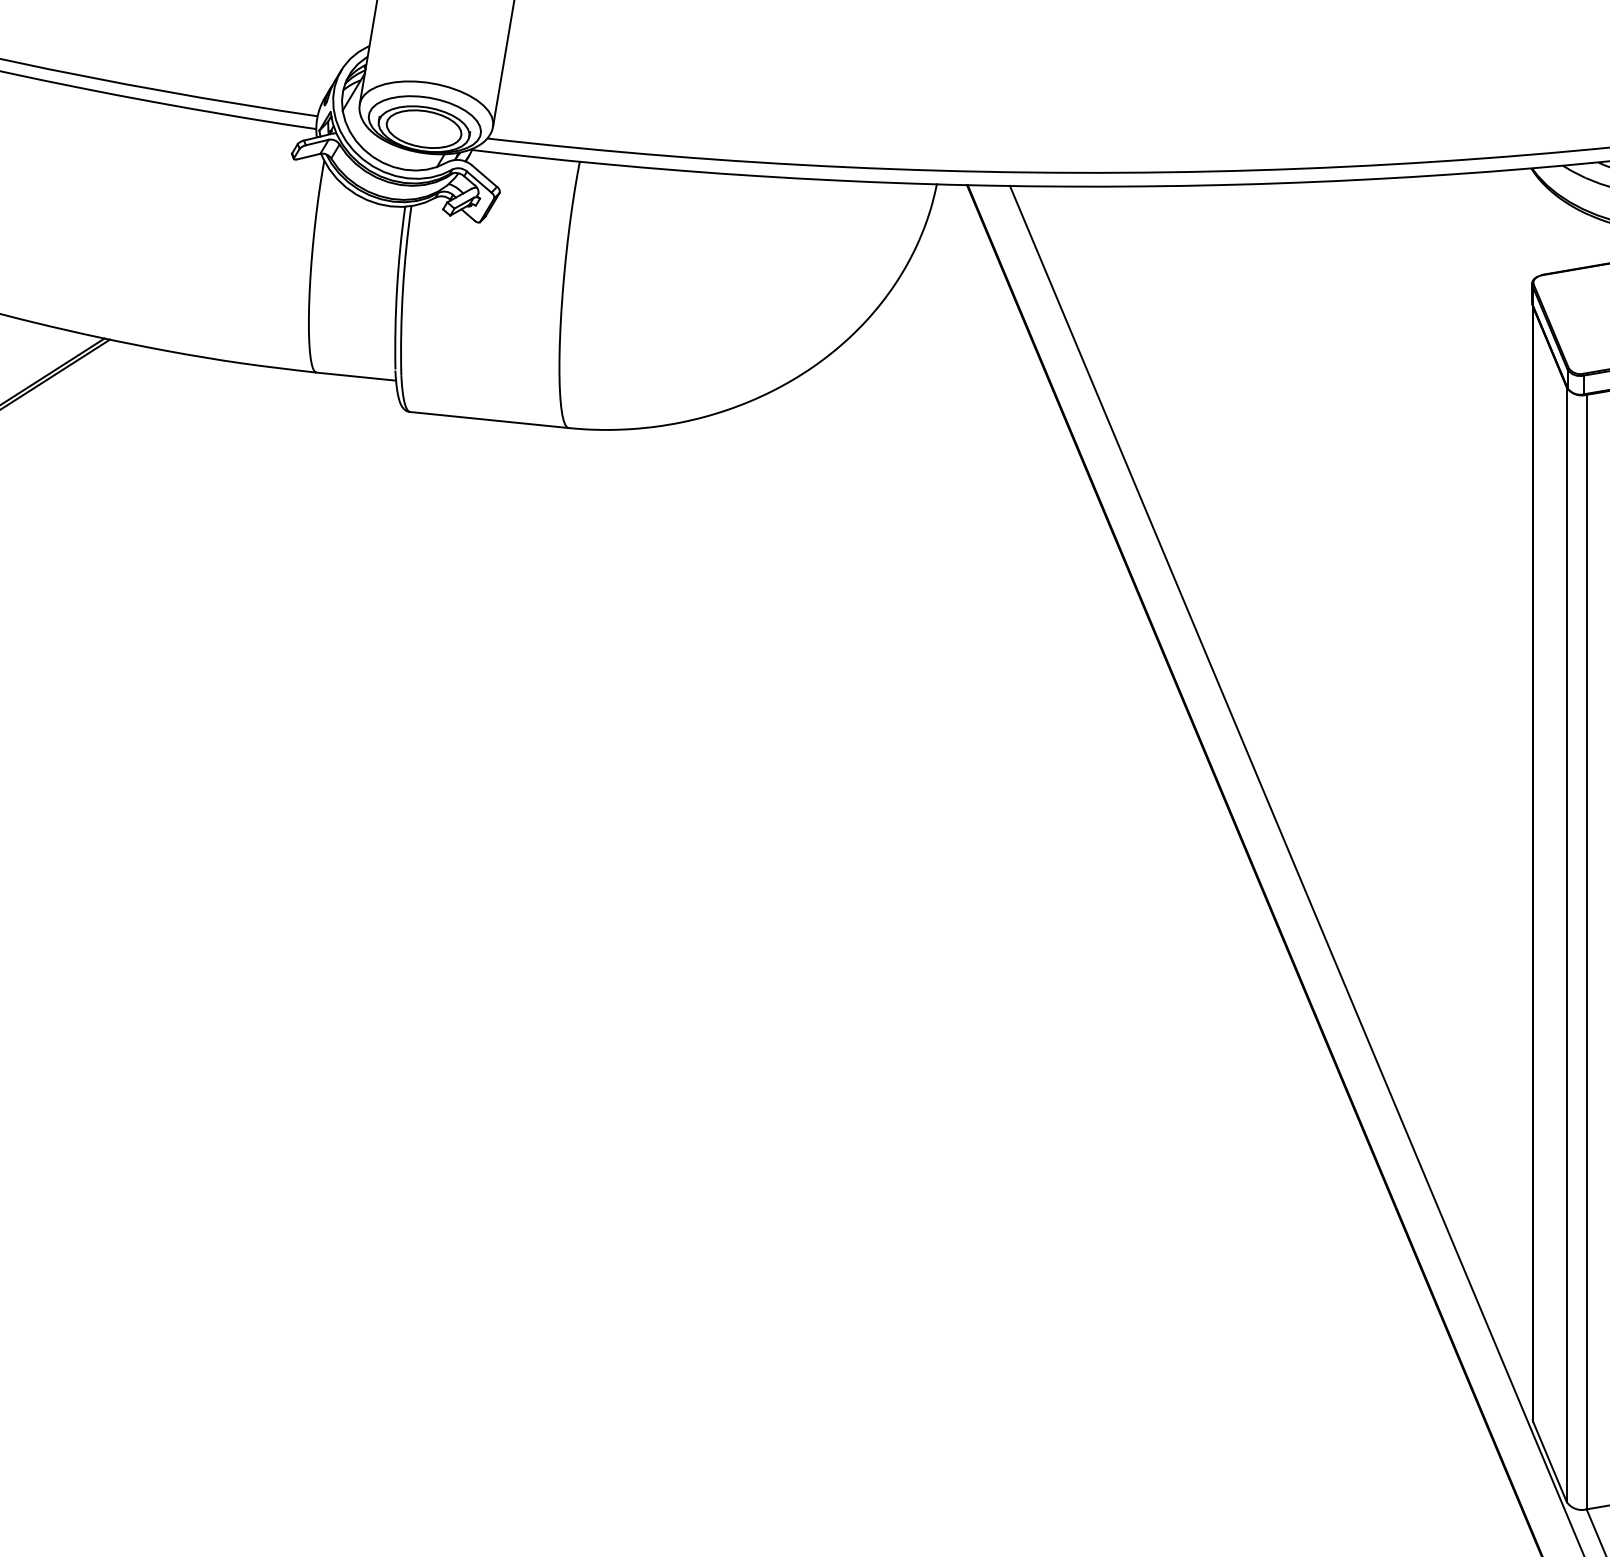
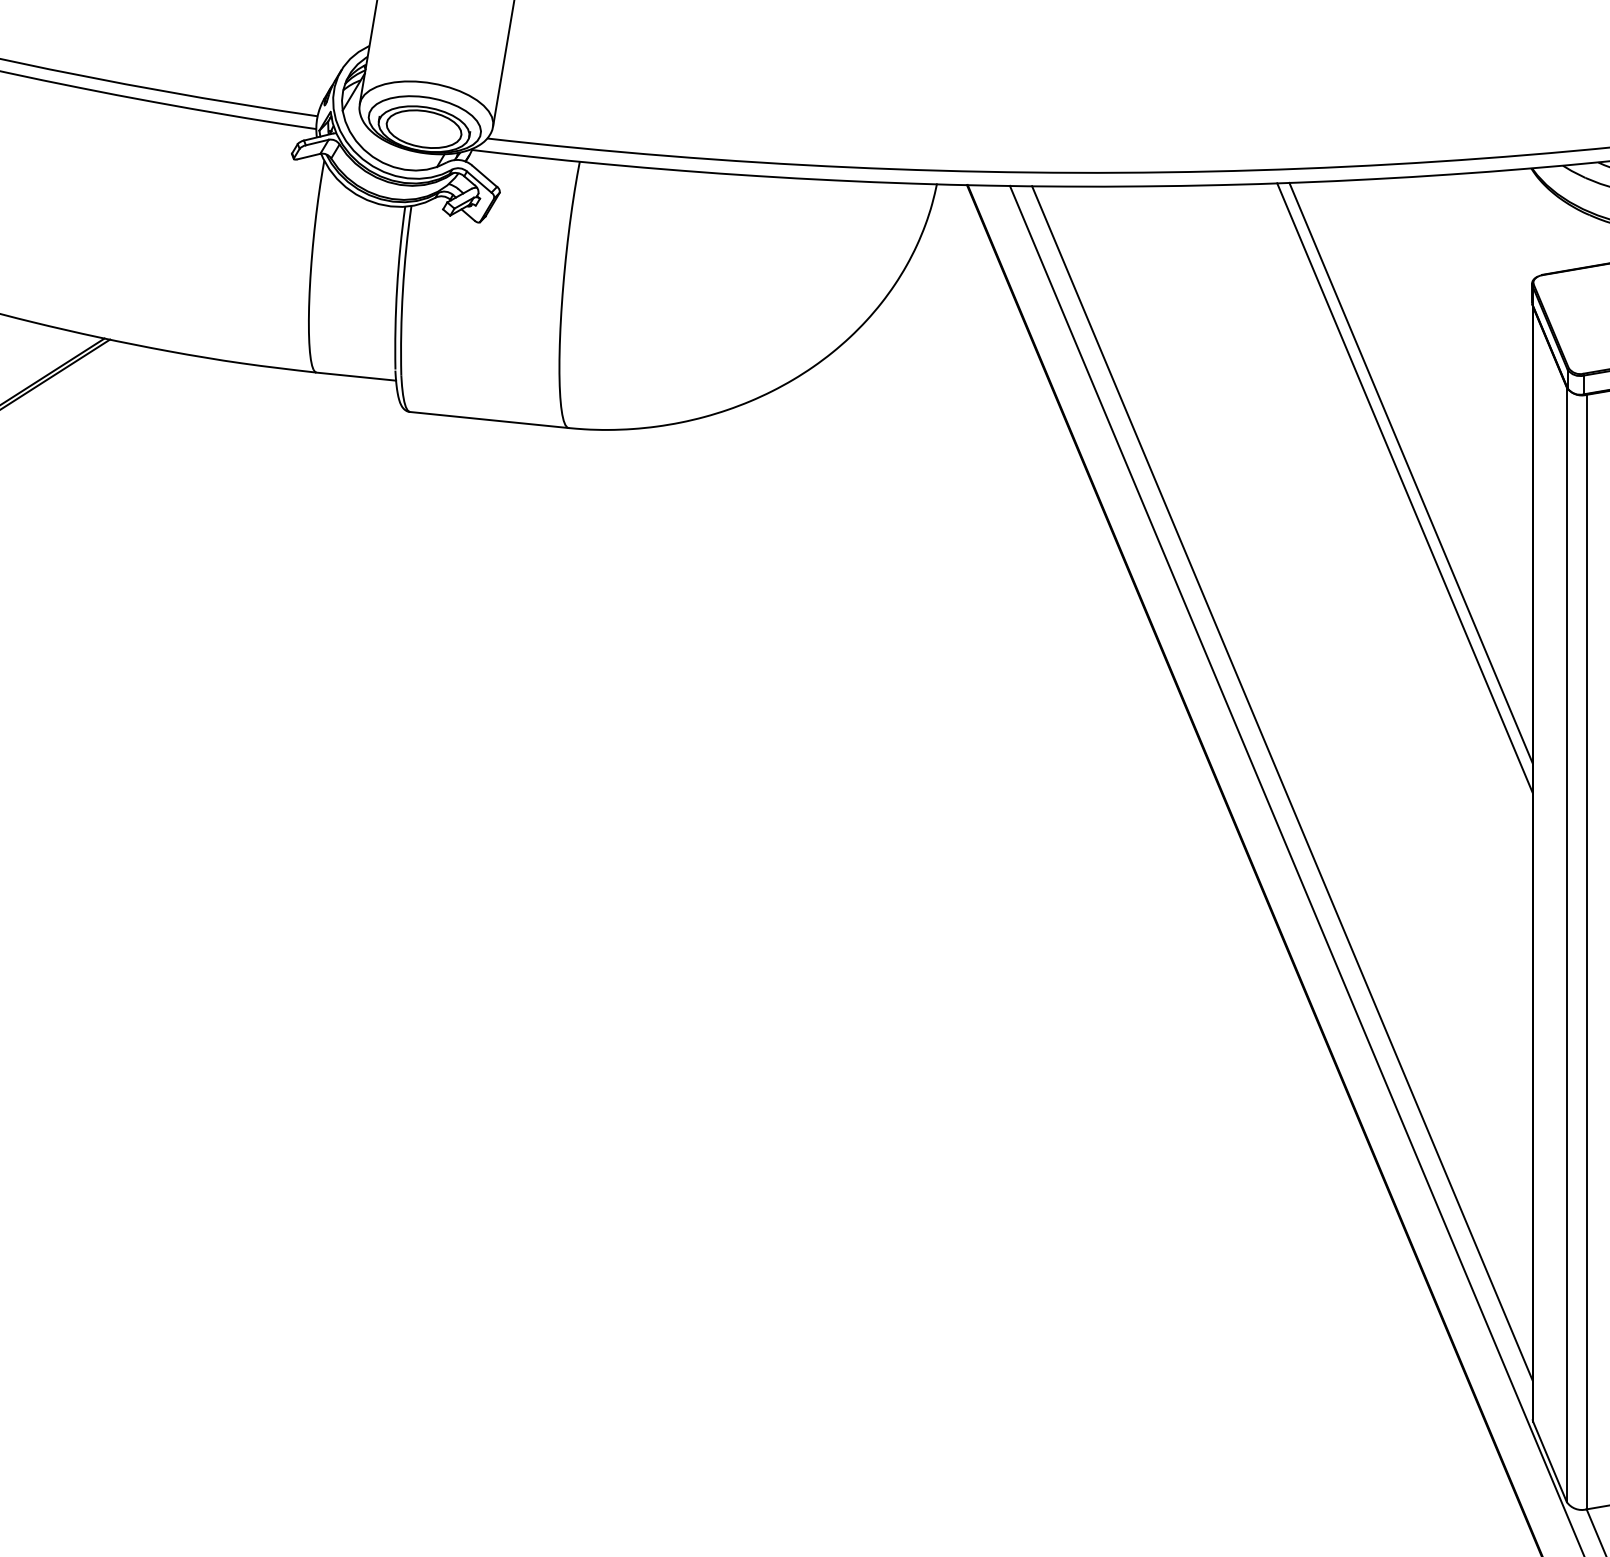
line: none -> present (1410, 472)
line: none -> present (1404, 487)
line: none -> present (1282, 783)
